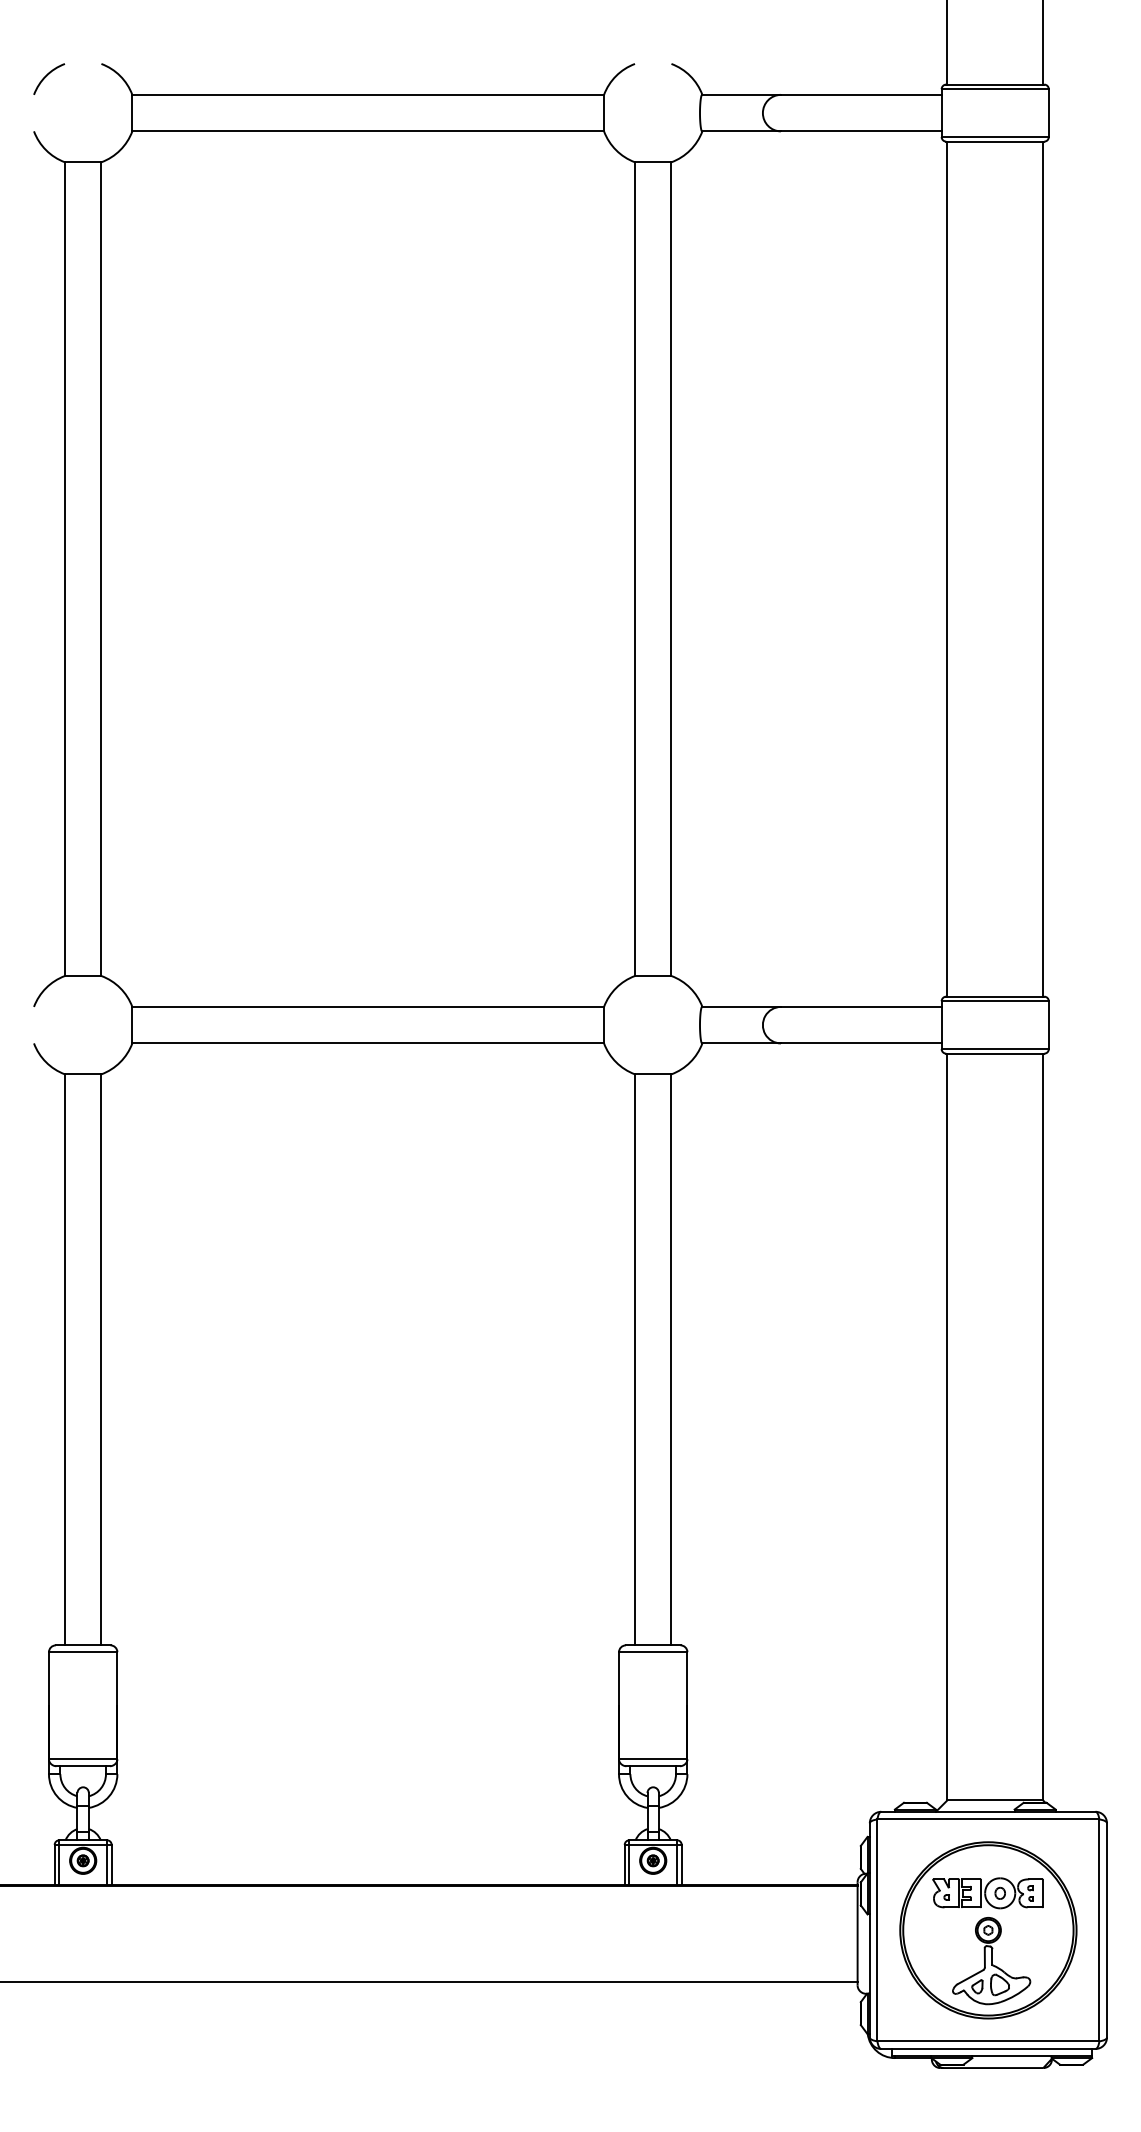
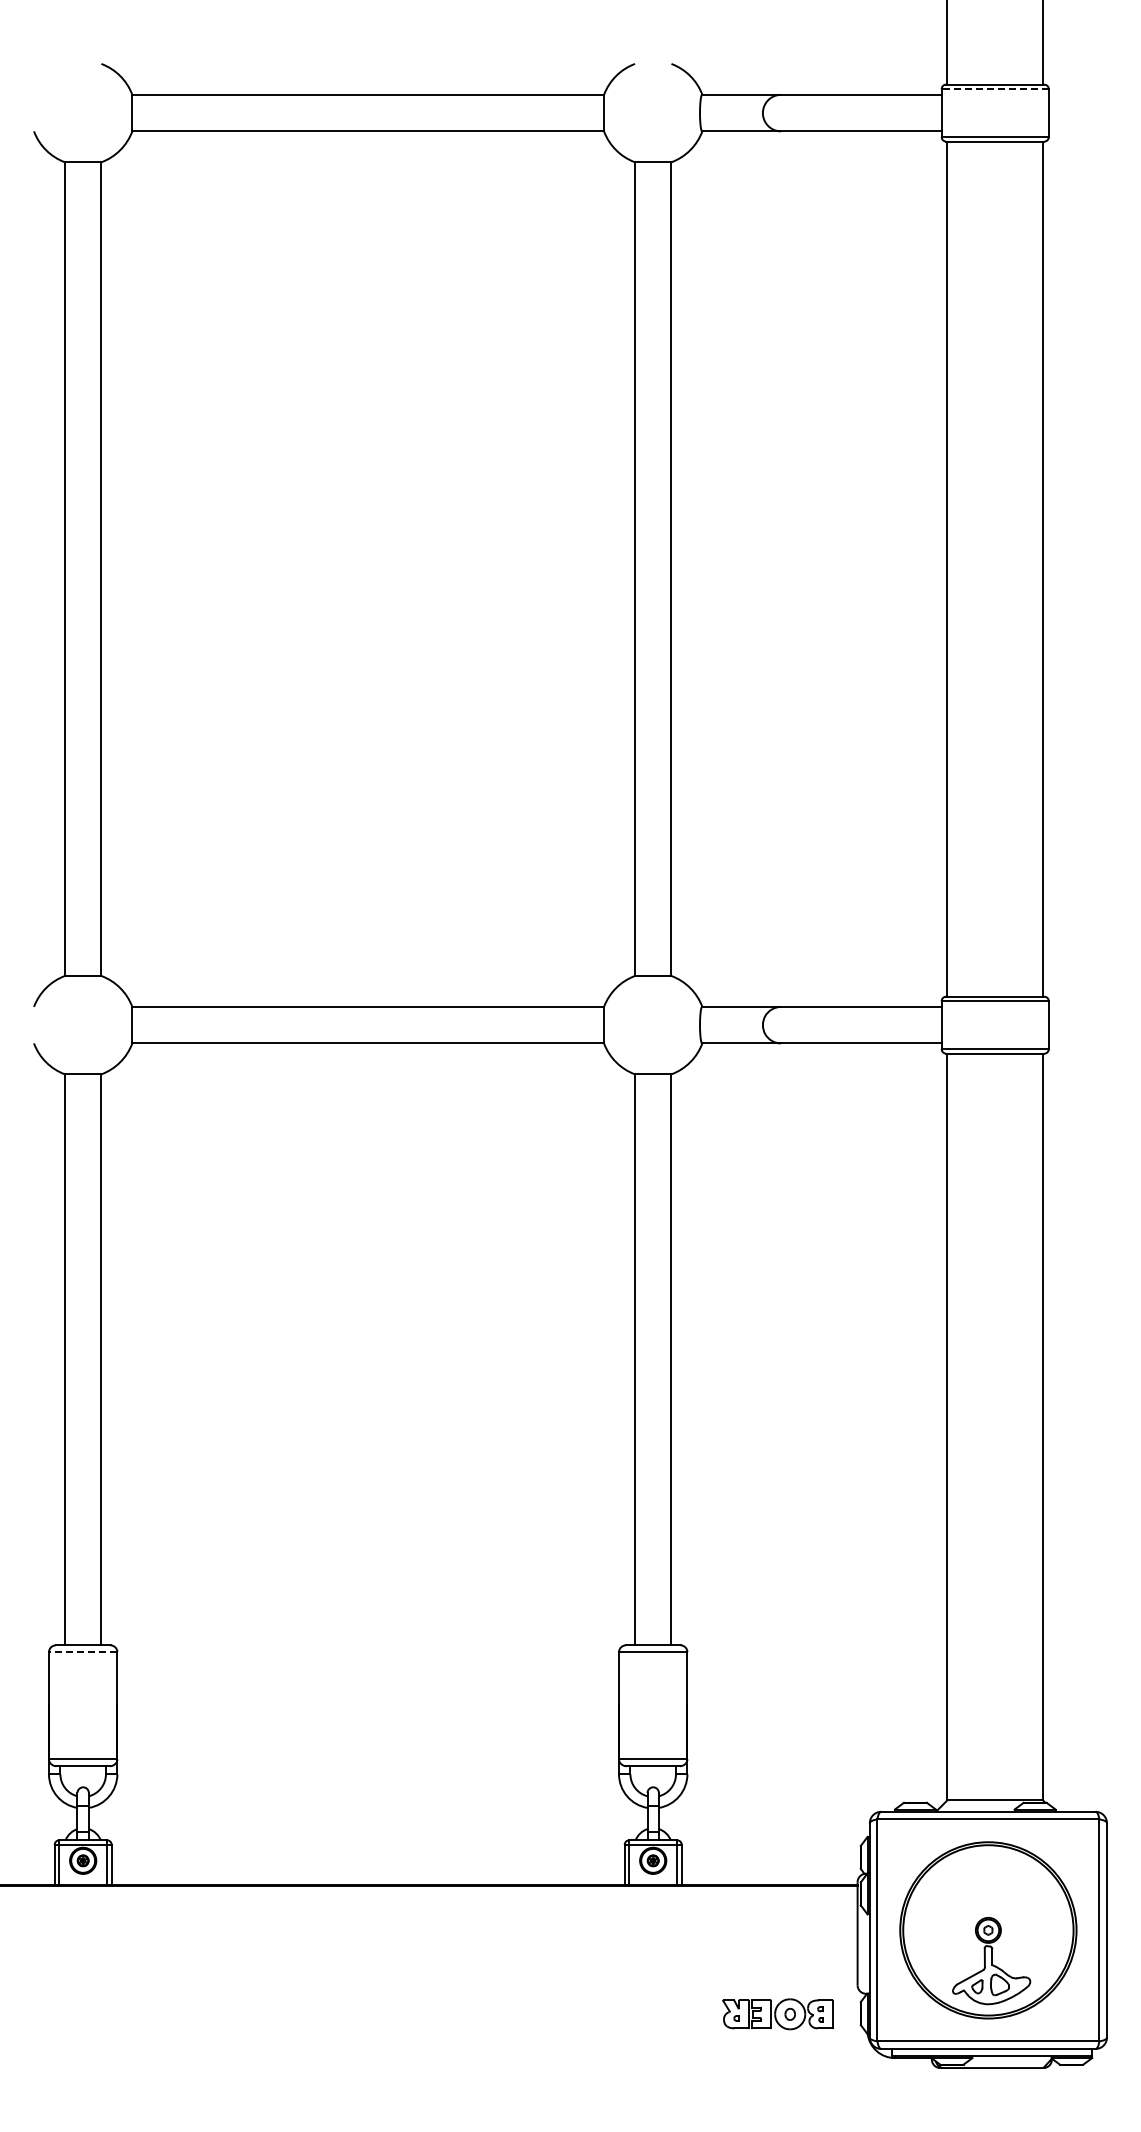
arc: present -> none (47, 76)
line: solid -> dashed (995, 89)
line: solid -> dashed (82, 1652)
part position: (987, 1893) -> (777, 2014) (777, 2014)
line: present -> none (429, 1981)
